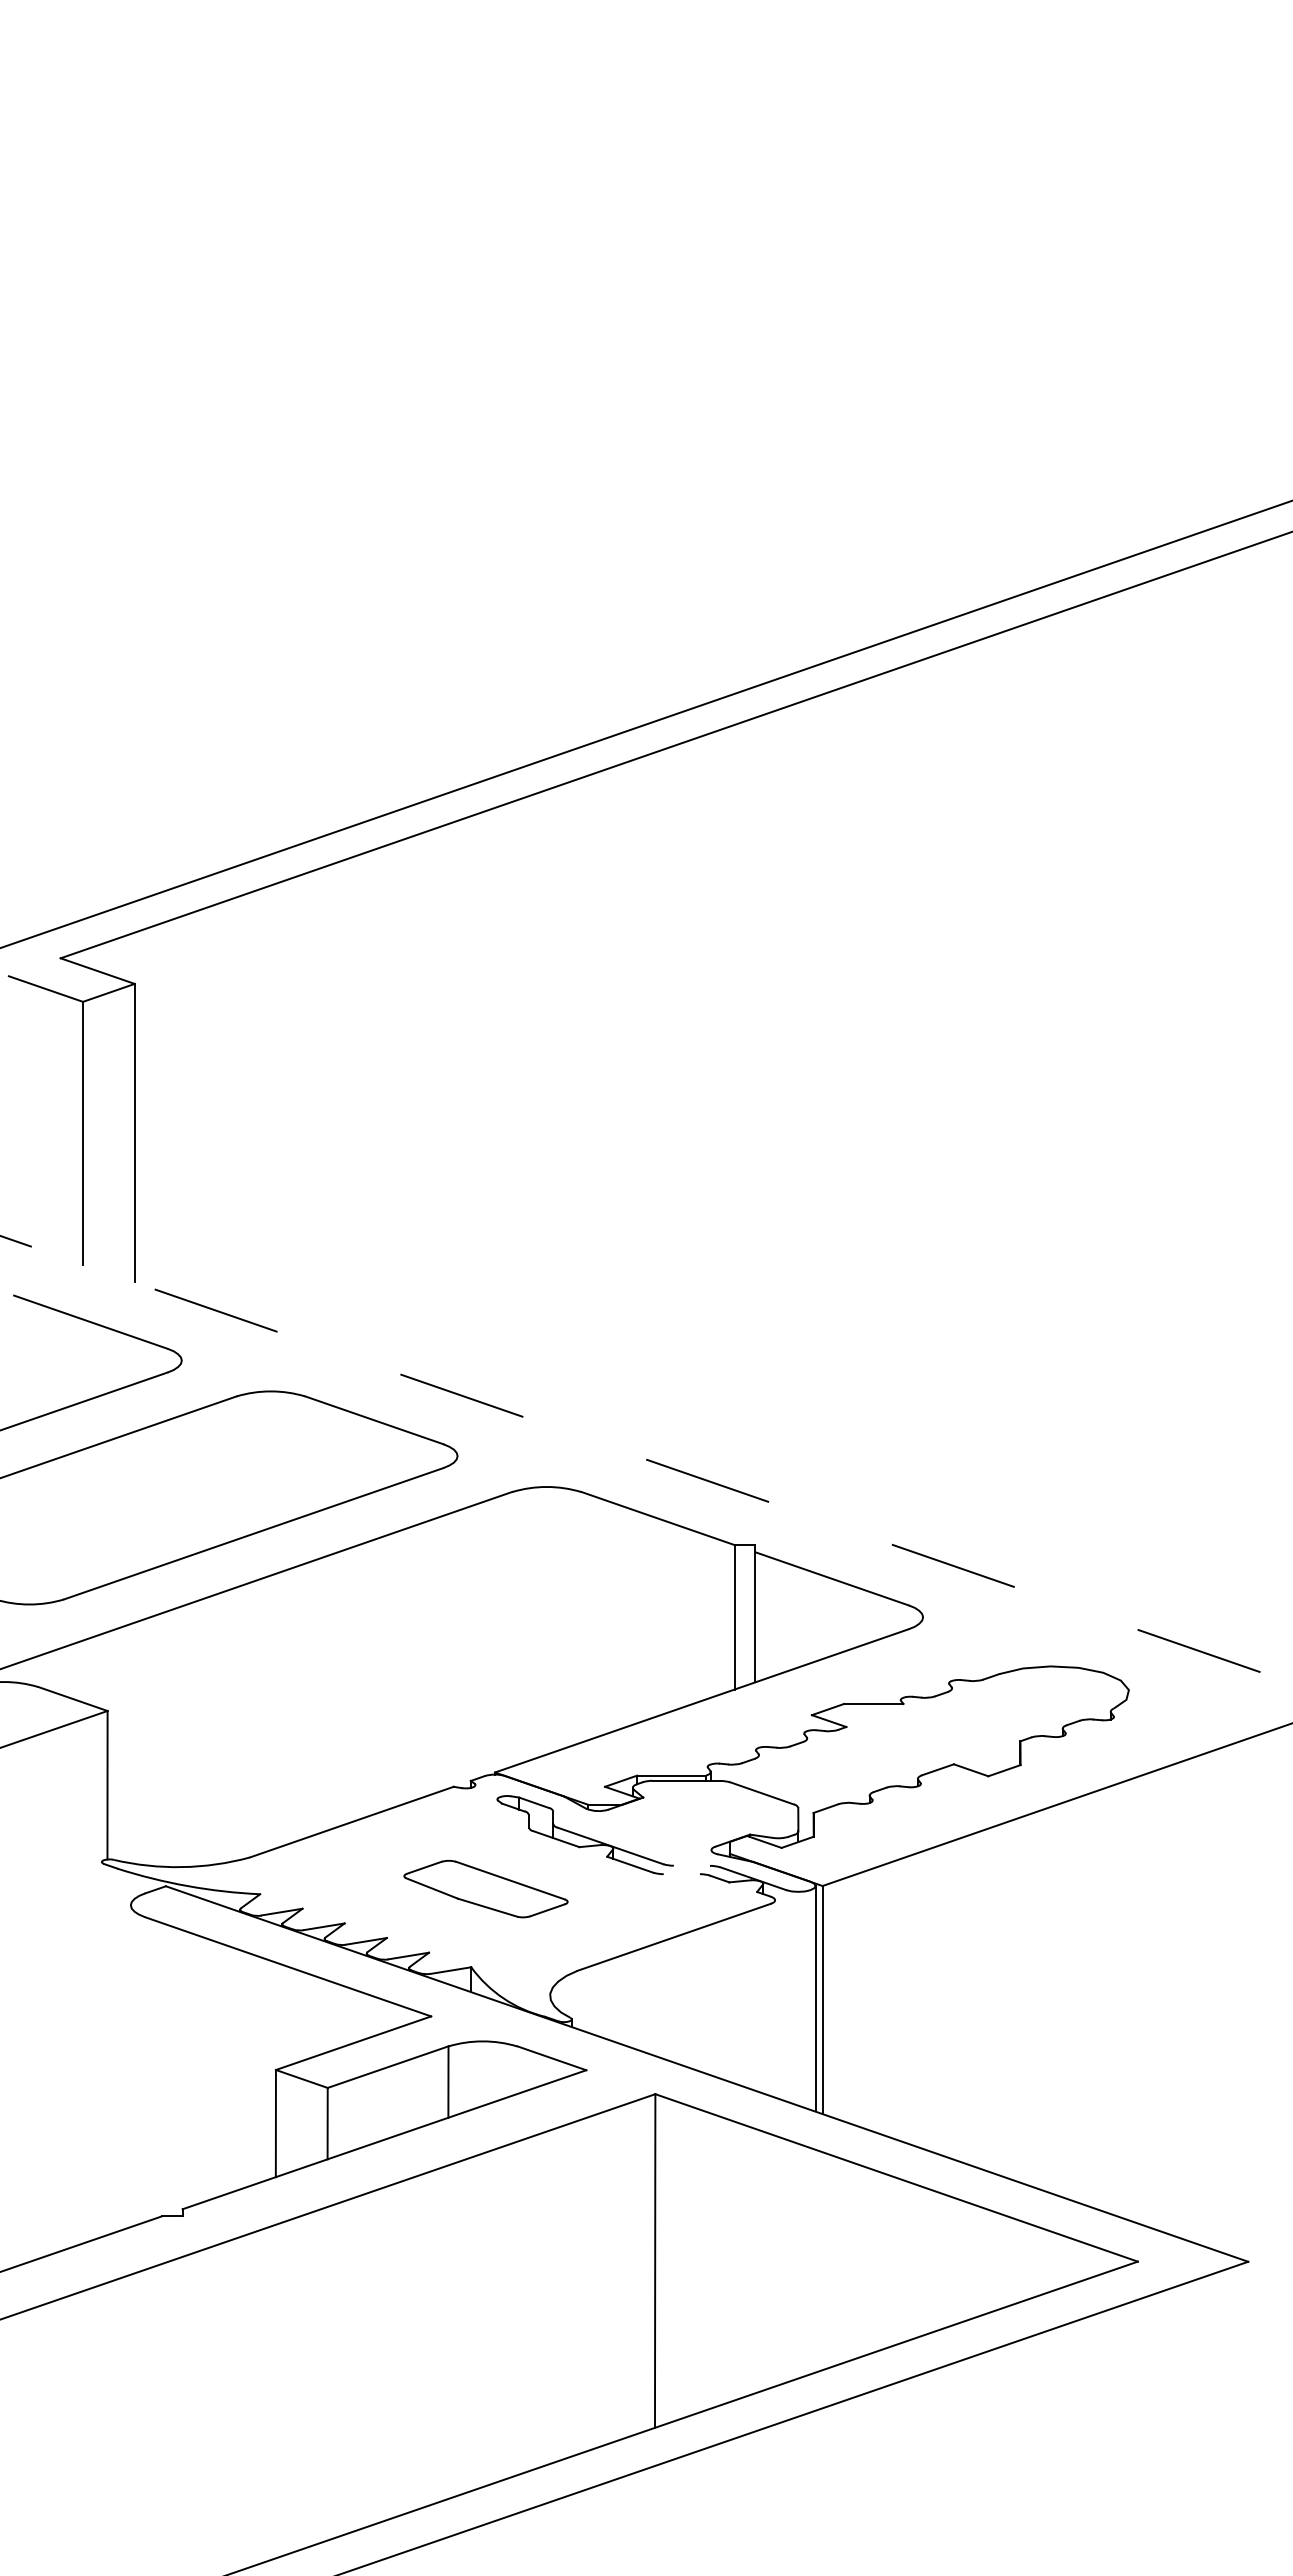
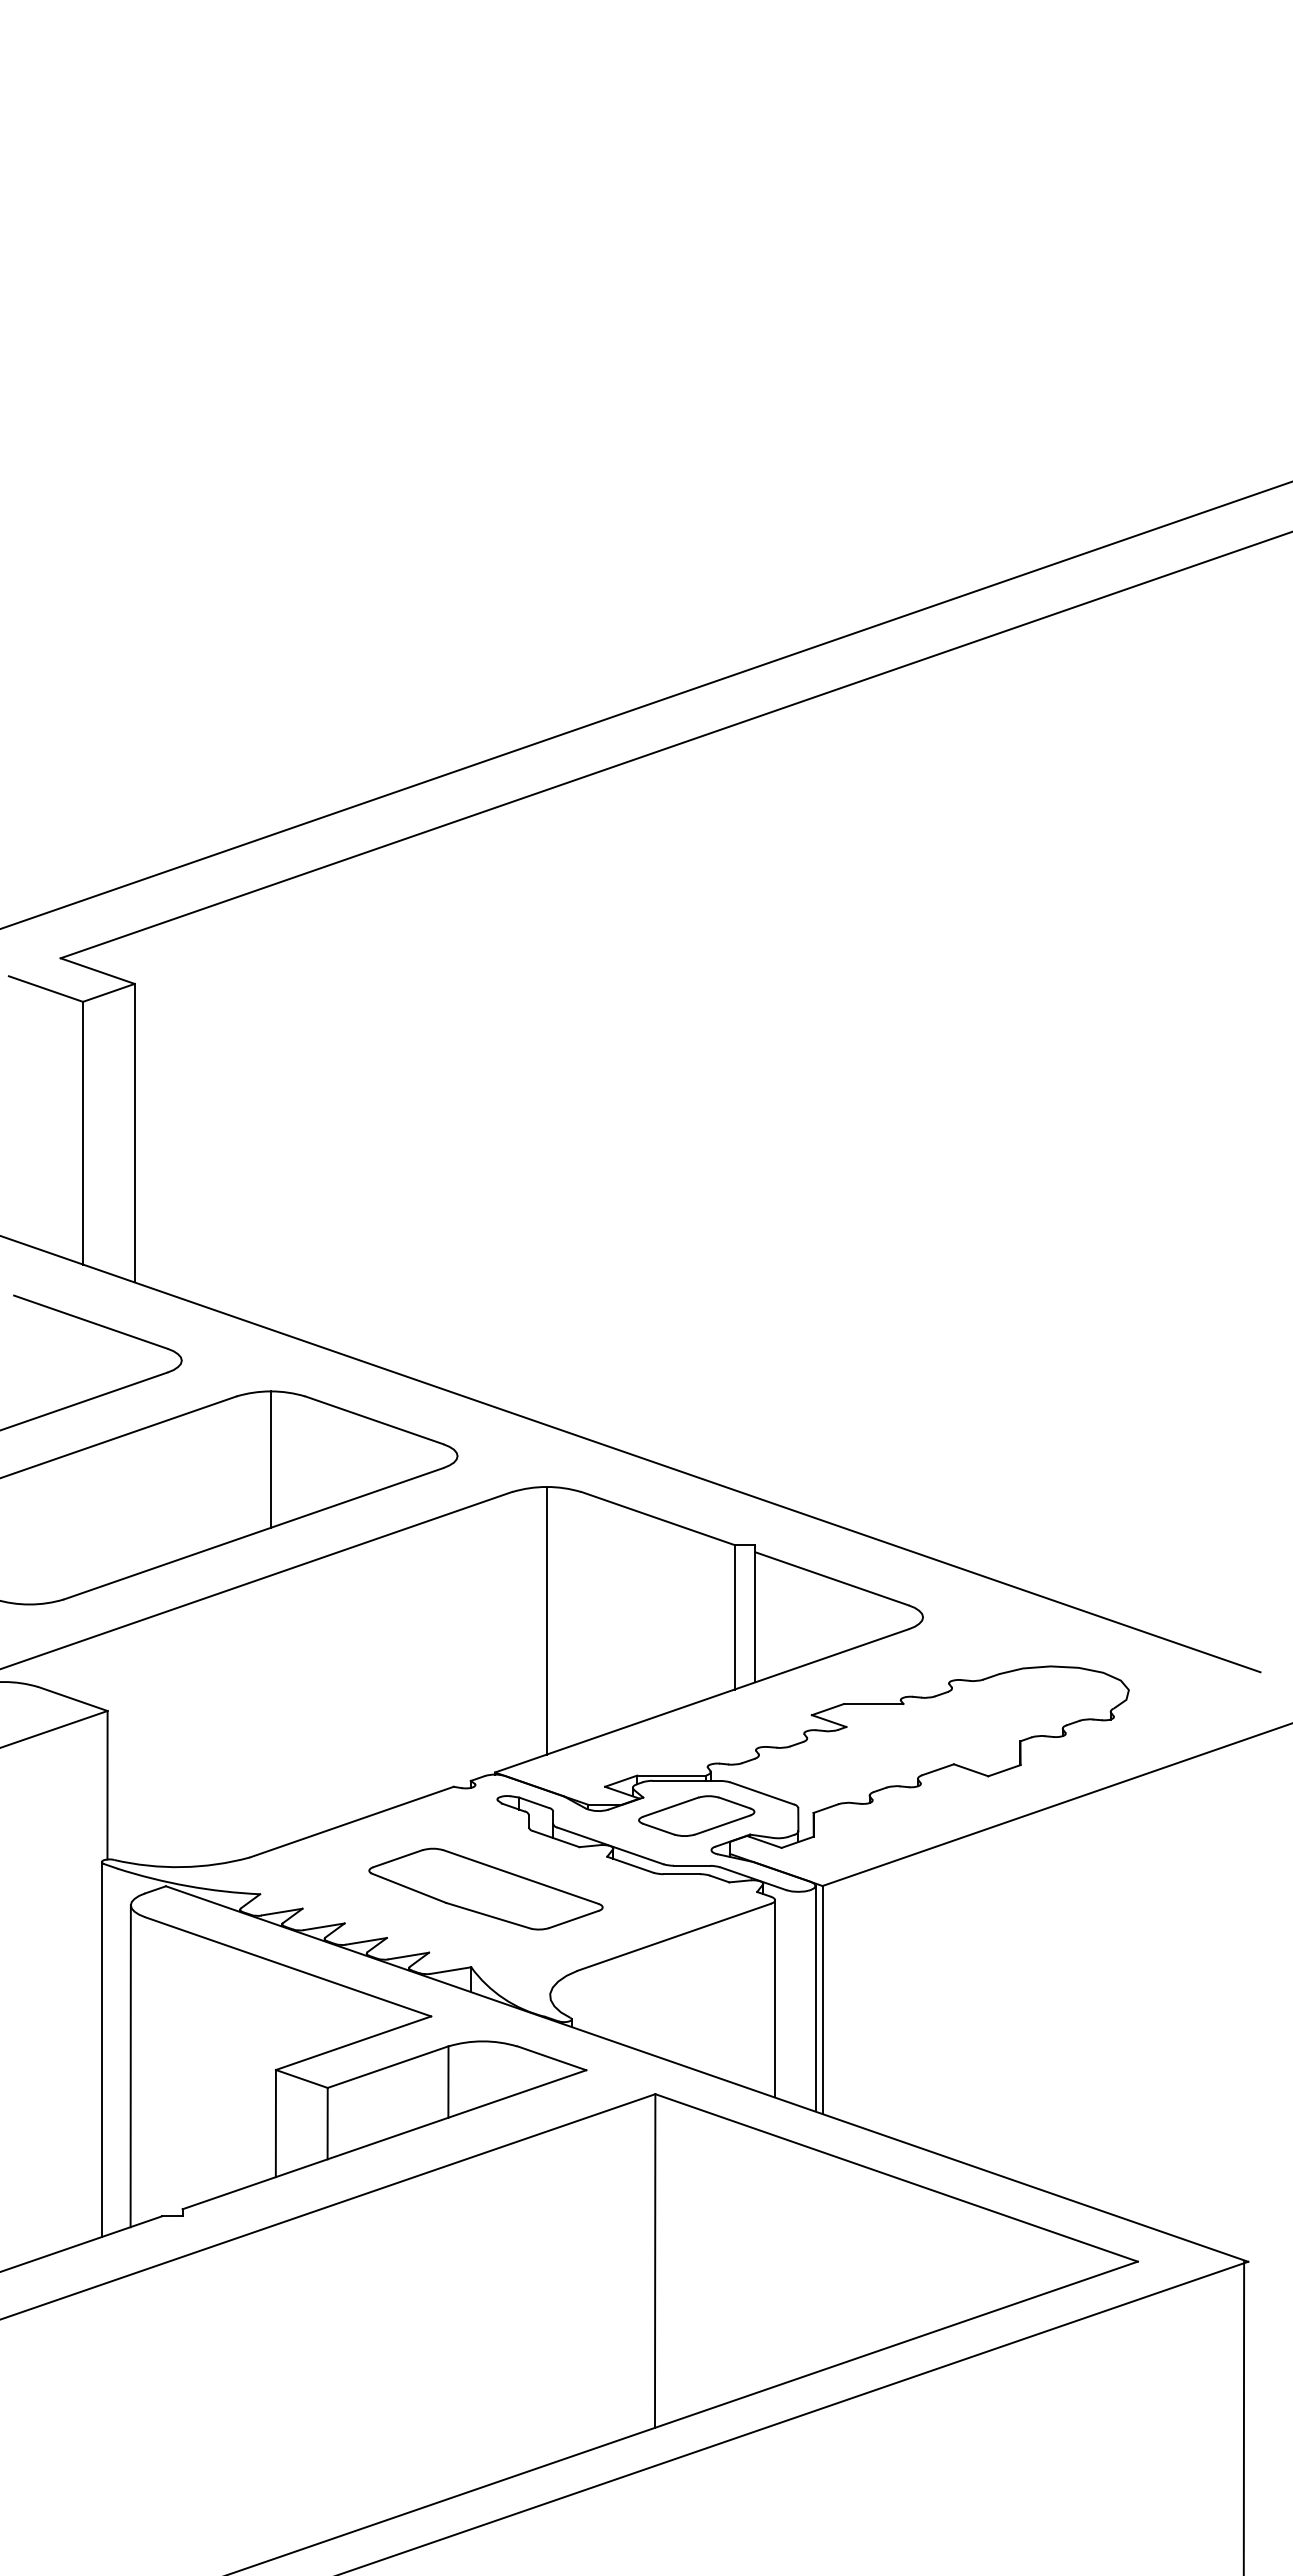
line position: (645, 724) -> (645, 705) (645, 705)
line: dashed -> solid (630, 1454)
line: none -> present (270, 1459)
line: none -> present (546, 1620)
part: none -> present (696, 1815)
line: none -> present (691, 1865)
line: none -> present (681, 1874)
part size: 166x60 px -> 236x84 px (485, 1888)
line: none -> present (775, 1998)
line: none -> present (101, 2049)
line: none -> present (130, 2066)
line: none -> present (1243, 2416)
